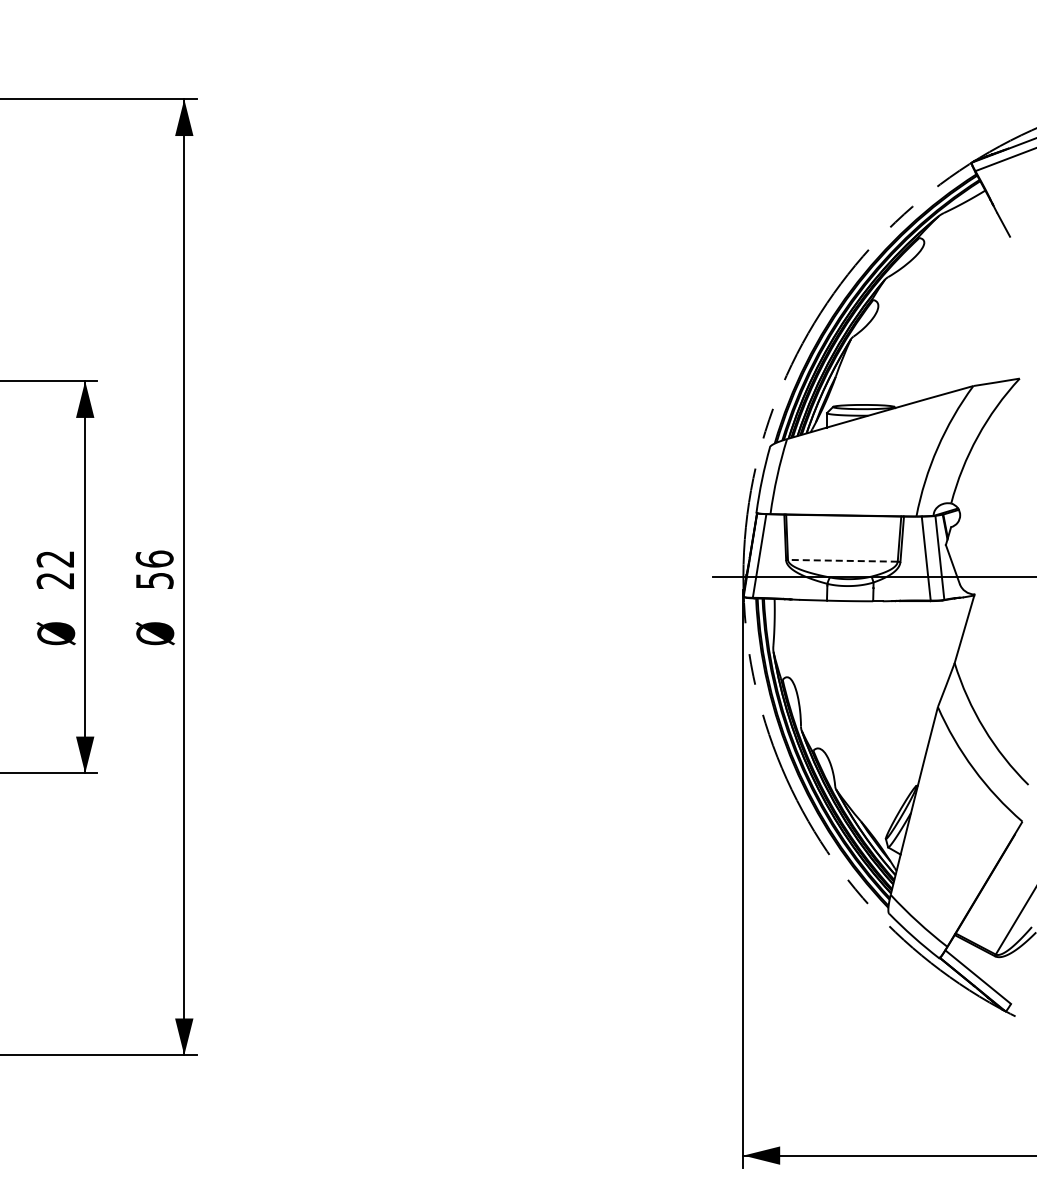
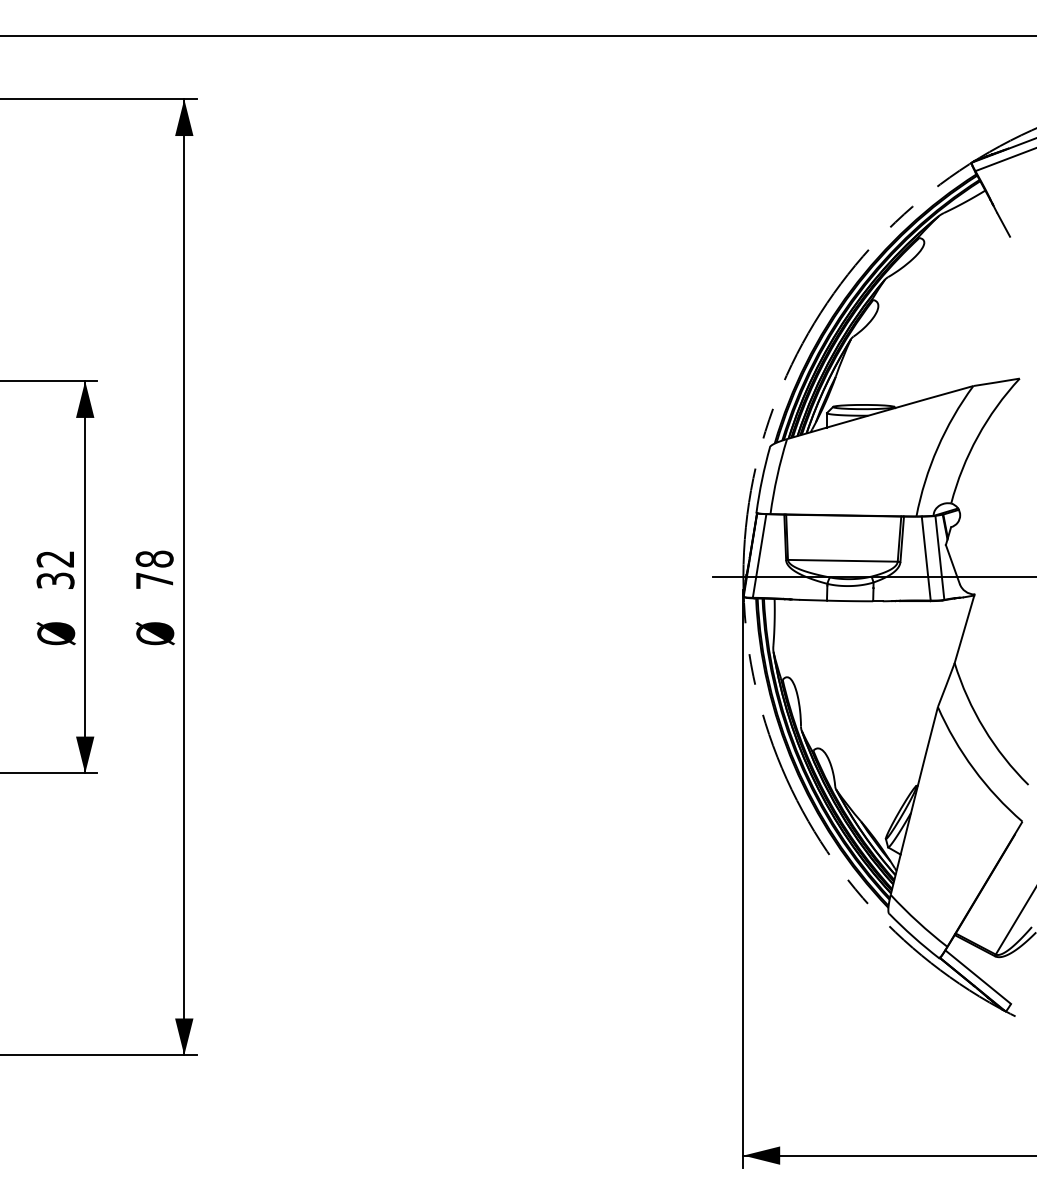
line: none -> present (517, 36)
line: dashed -> solid (842, 560)
text: 56 -> 78 (154, 569)
text: 22 -> 32 (55, 580)
